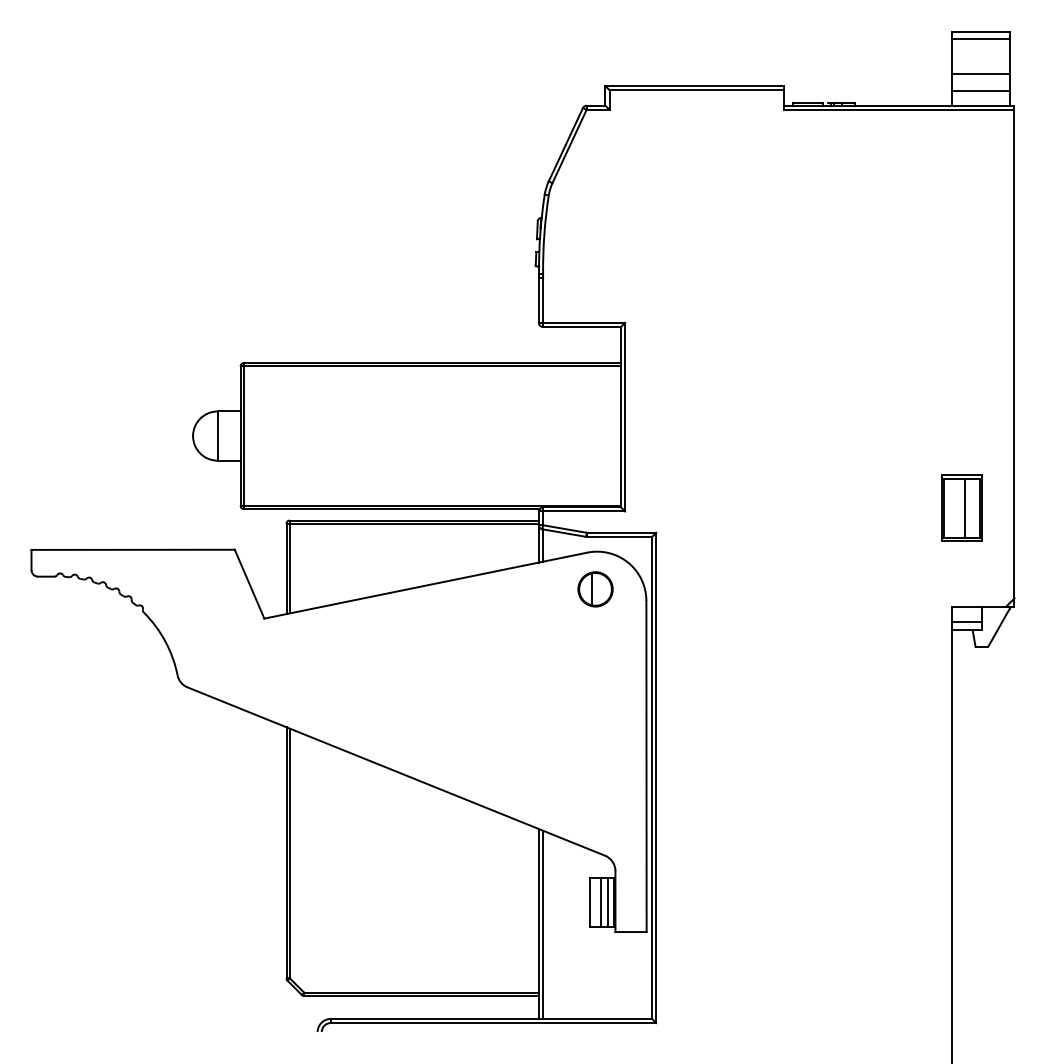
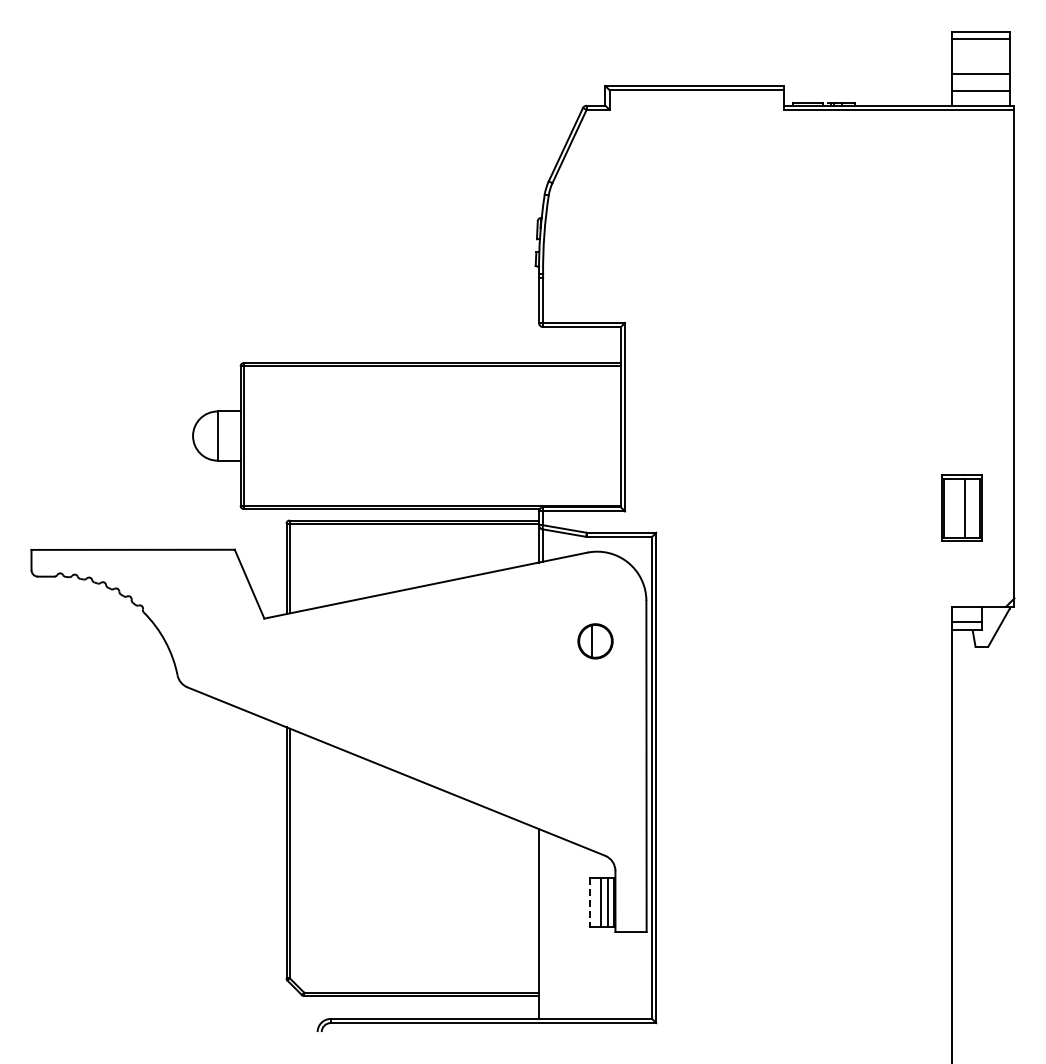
part position: (595, 589) -> (595, 641) (595, 641)
line: solid -> dashed (589, 902)
line: present -> none (543, 924)
